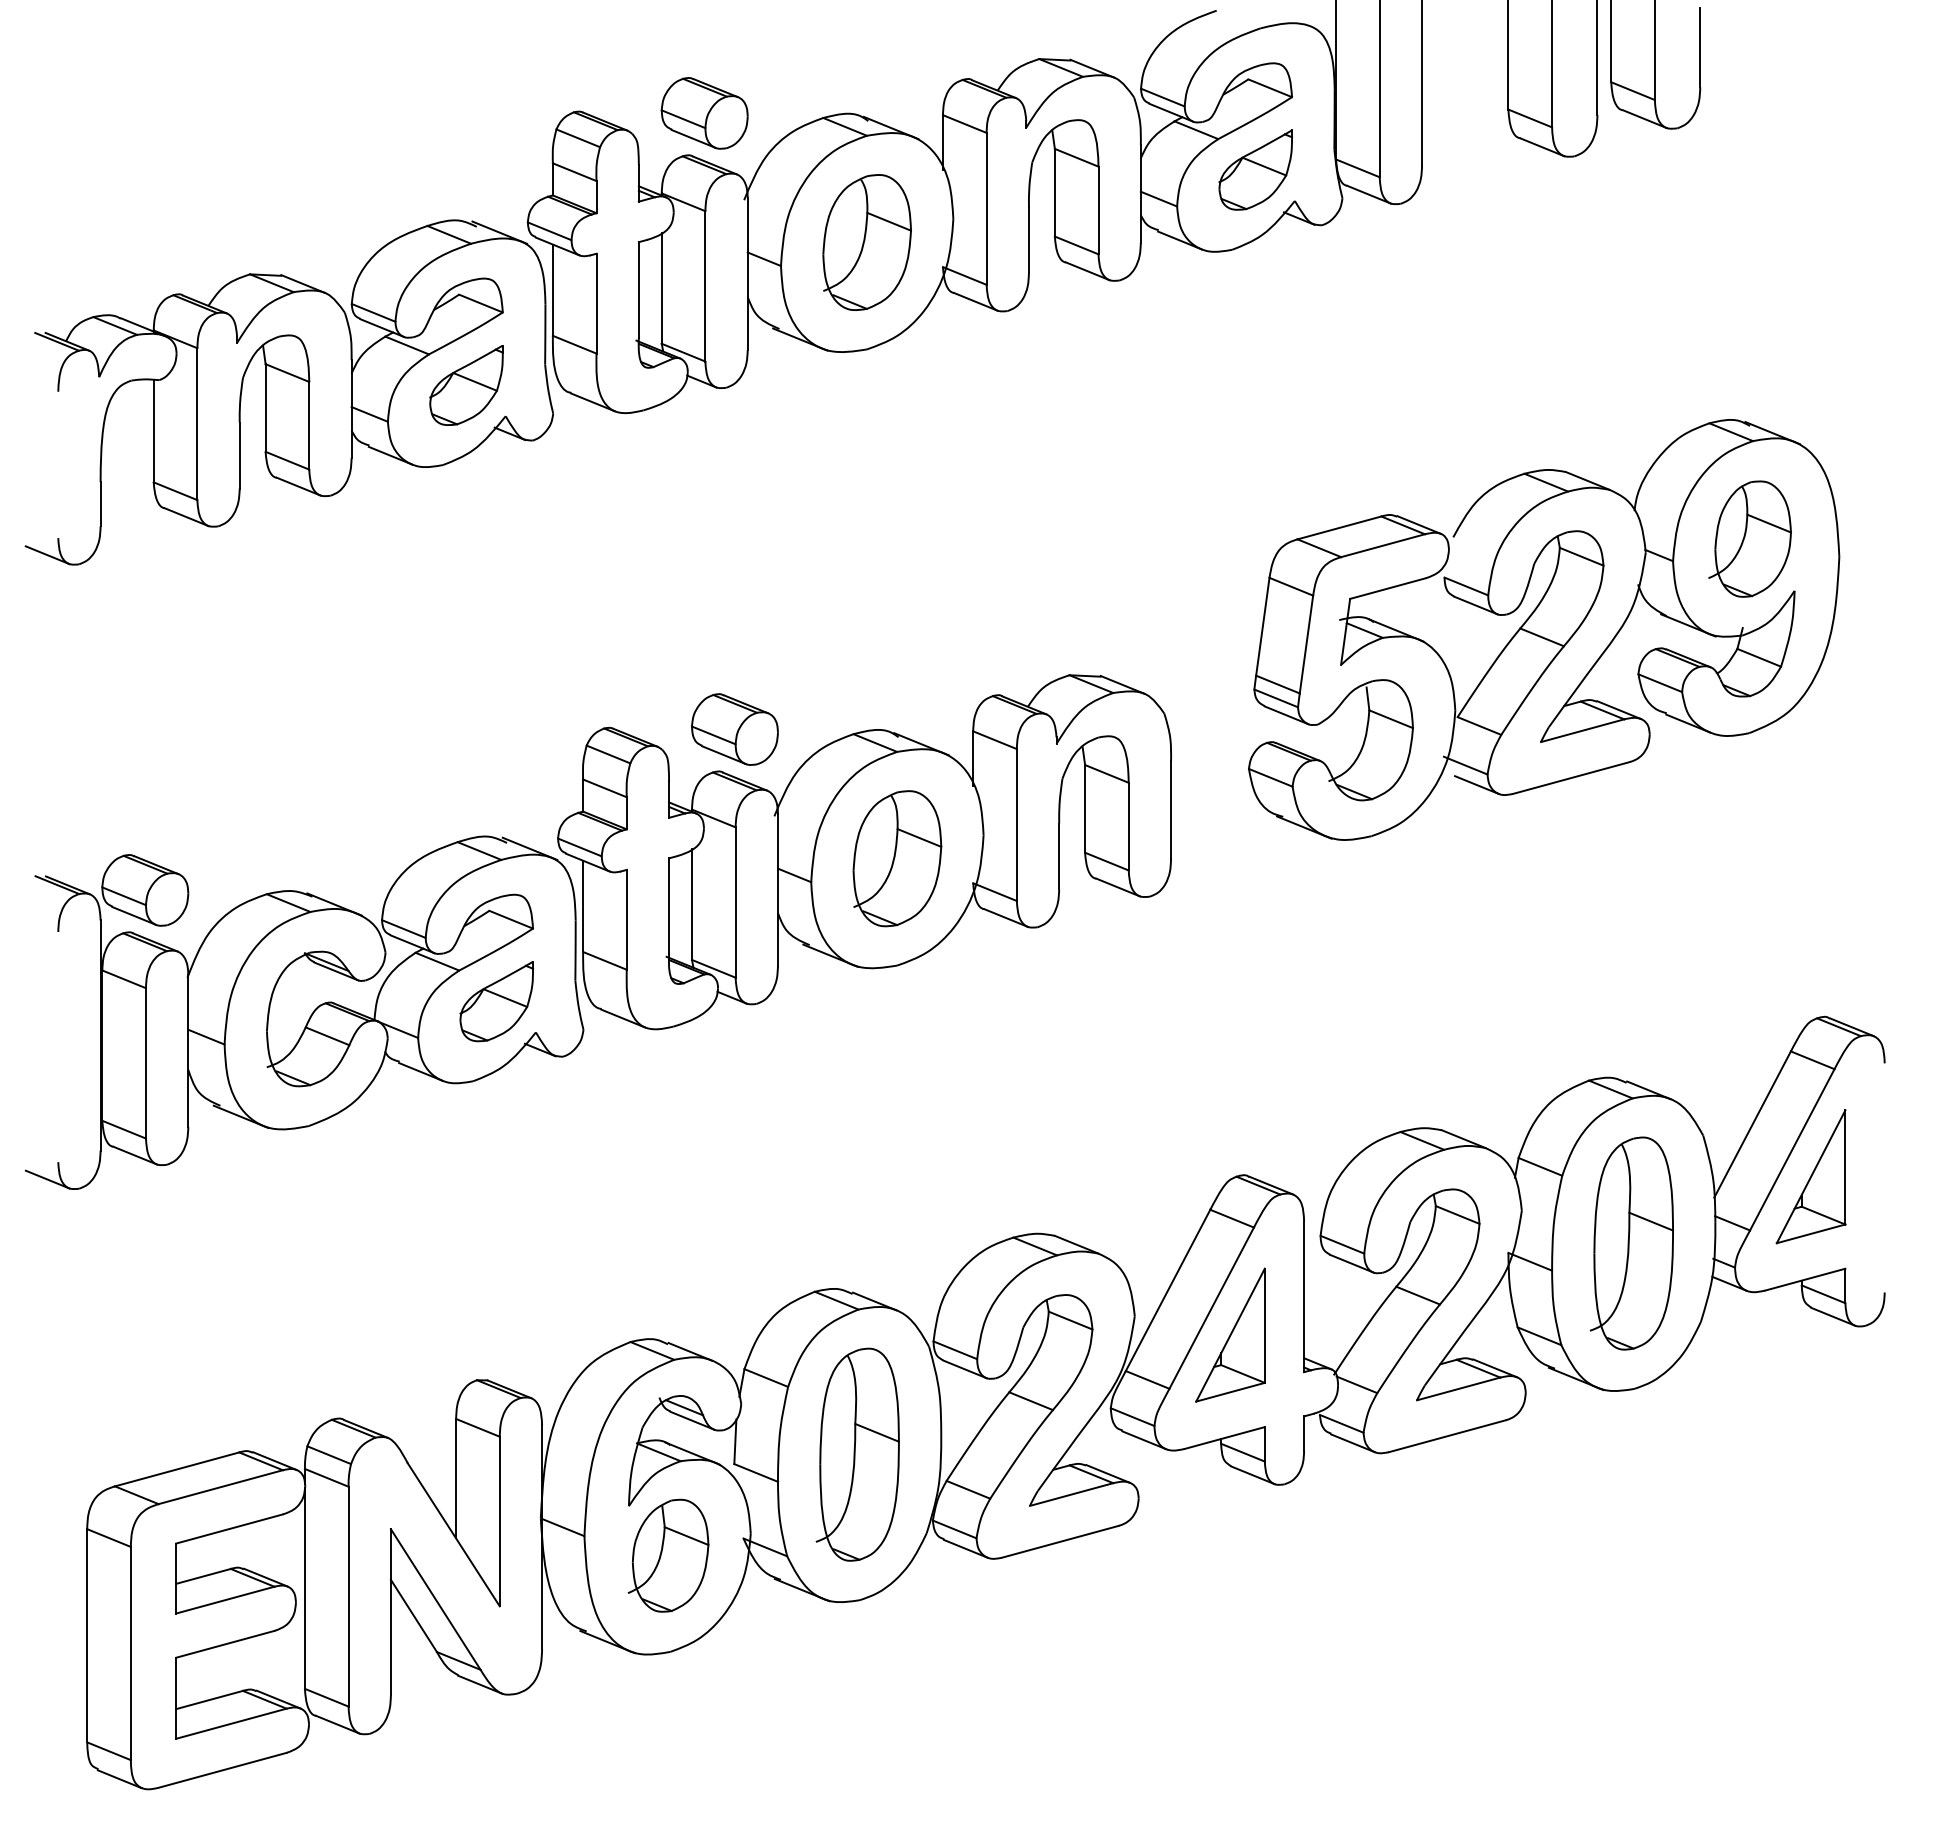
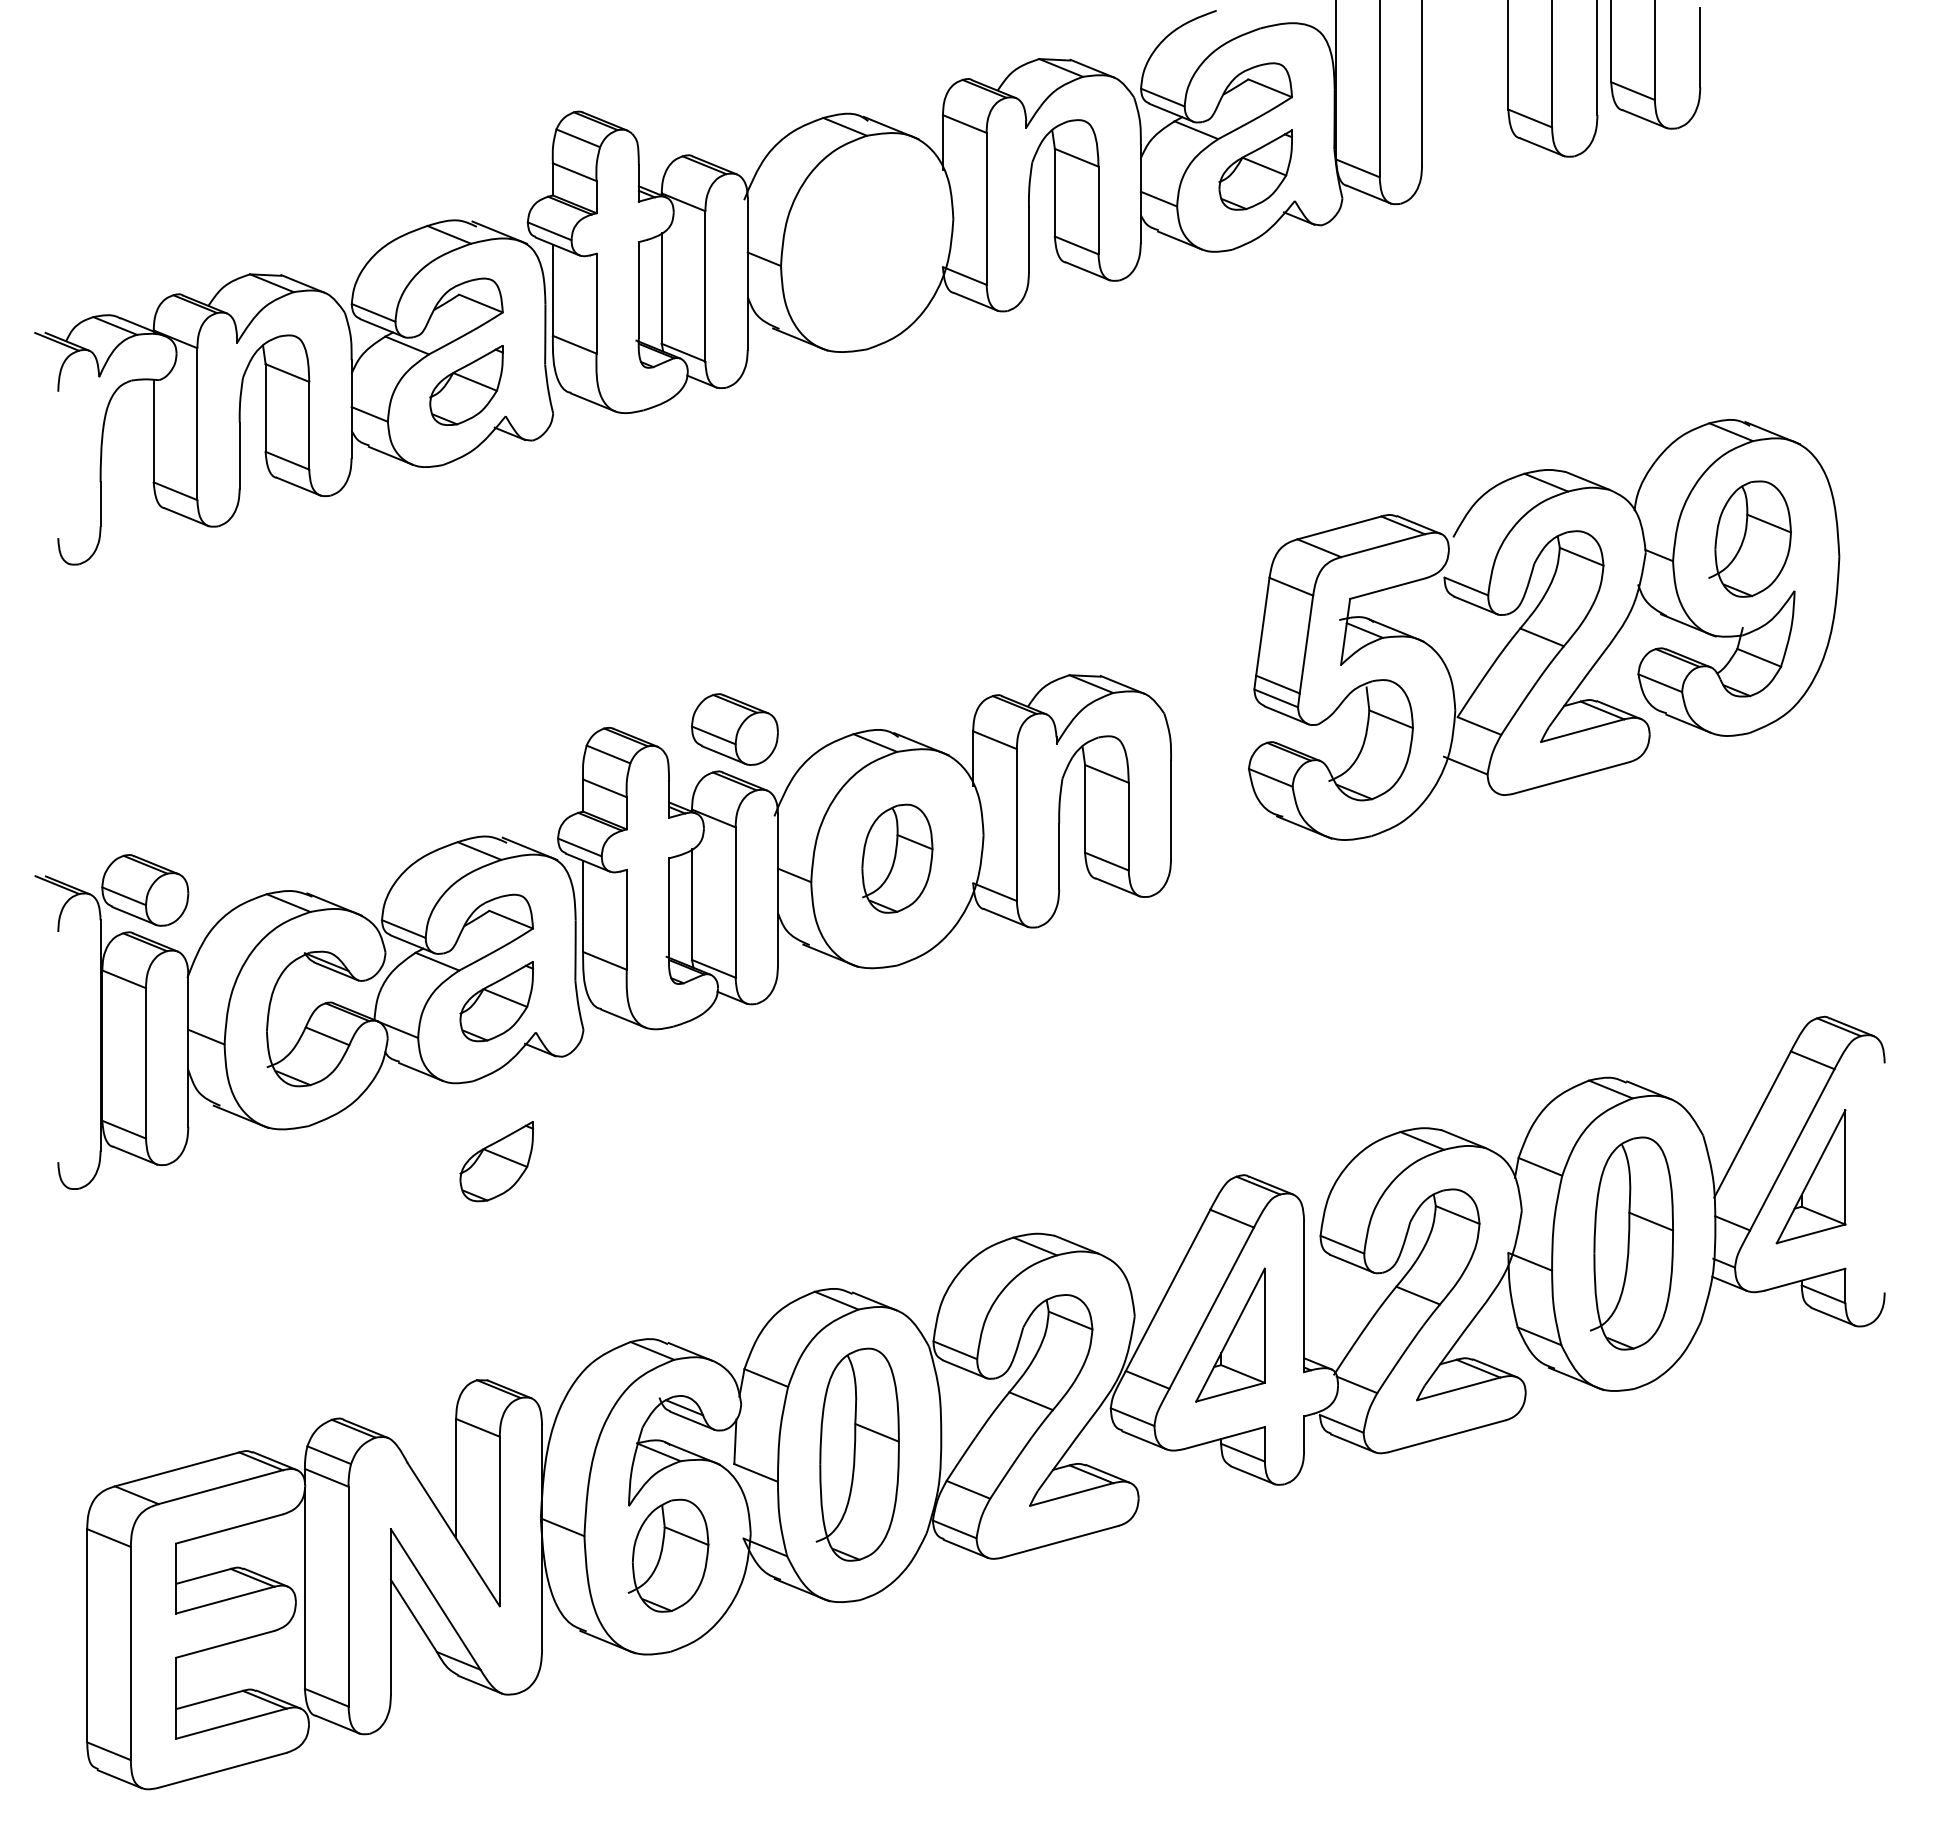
part: present -> none (704, 113)
part: present -> none (866, 242)
line: present -> none (47, 555)
line: present -> none (1476, 784)
part size: 91x138 px -> 73x111 px (897, 858)
part: none -> present (496, 1161)
line: present -> none (47, 1179)
